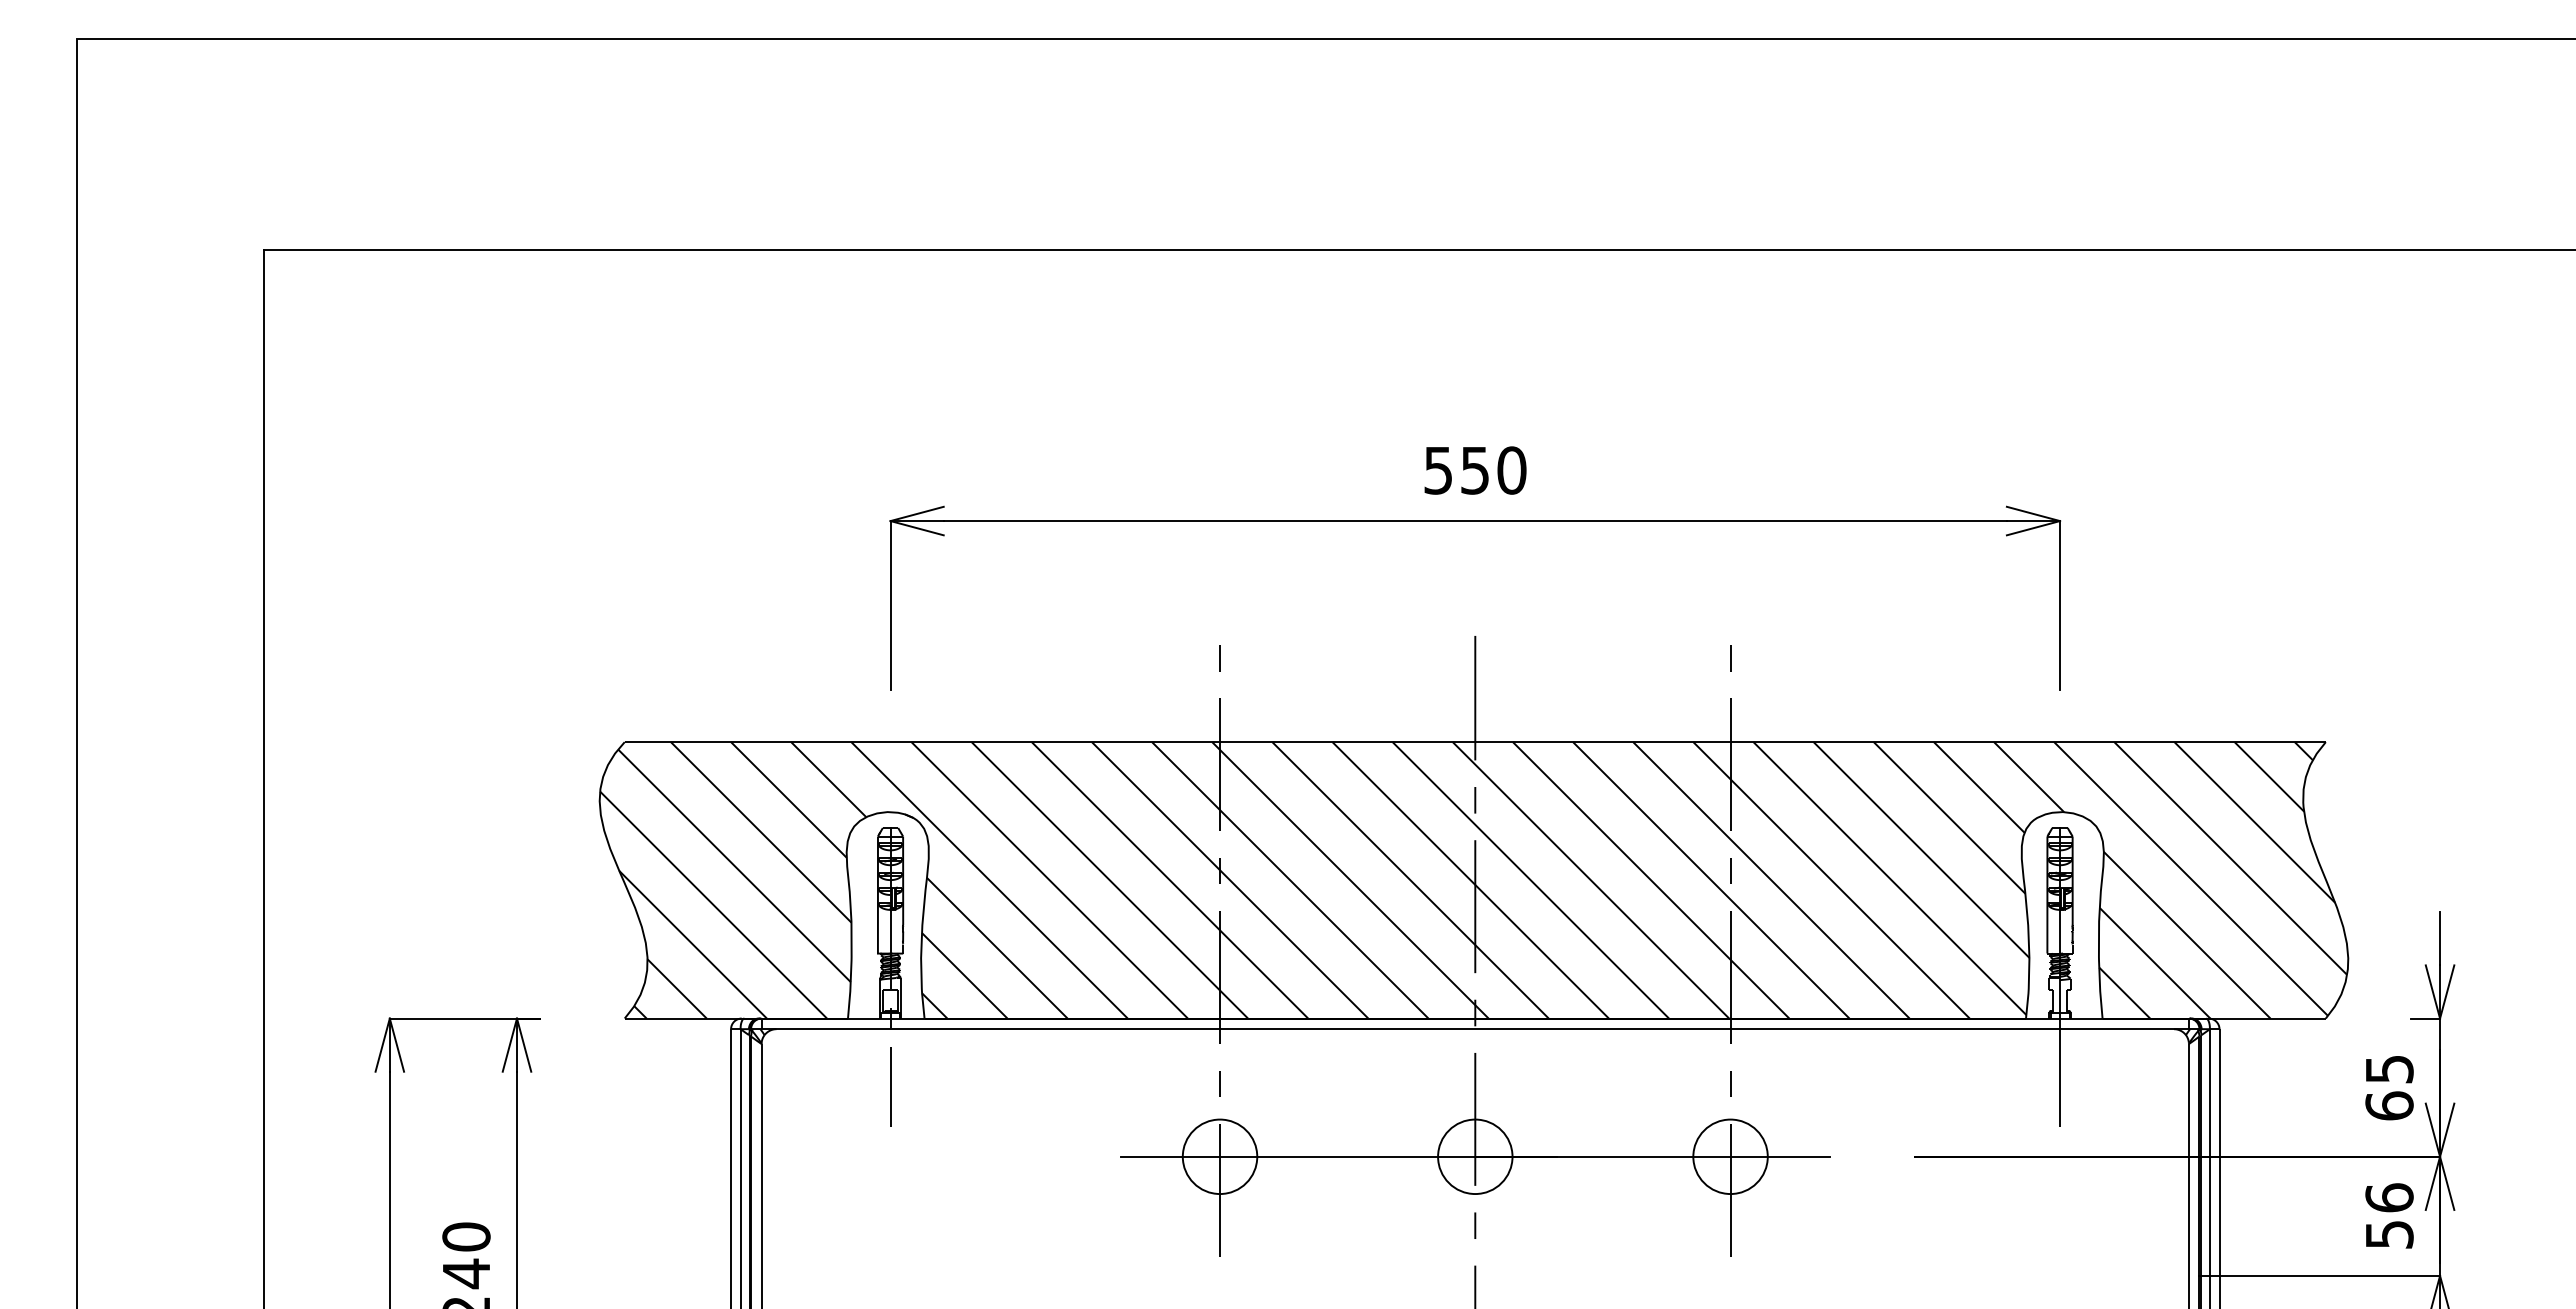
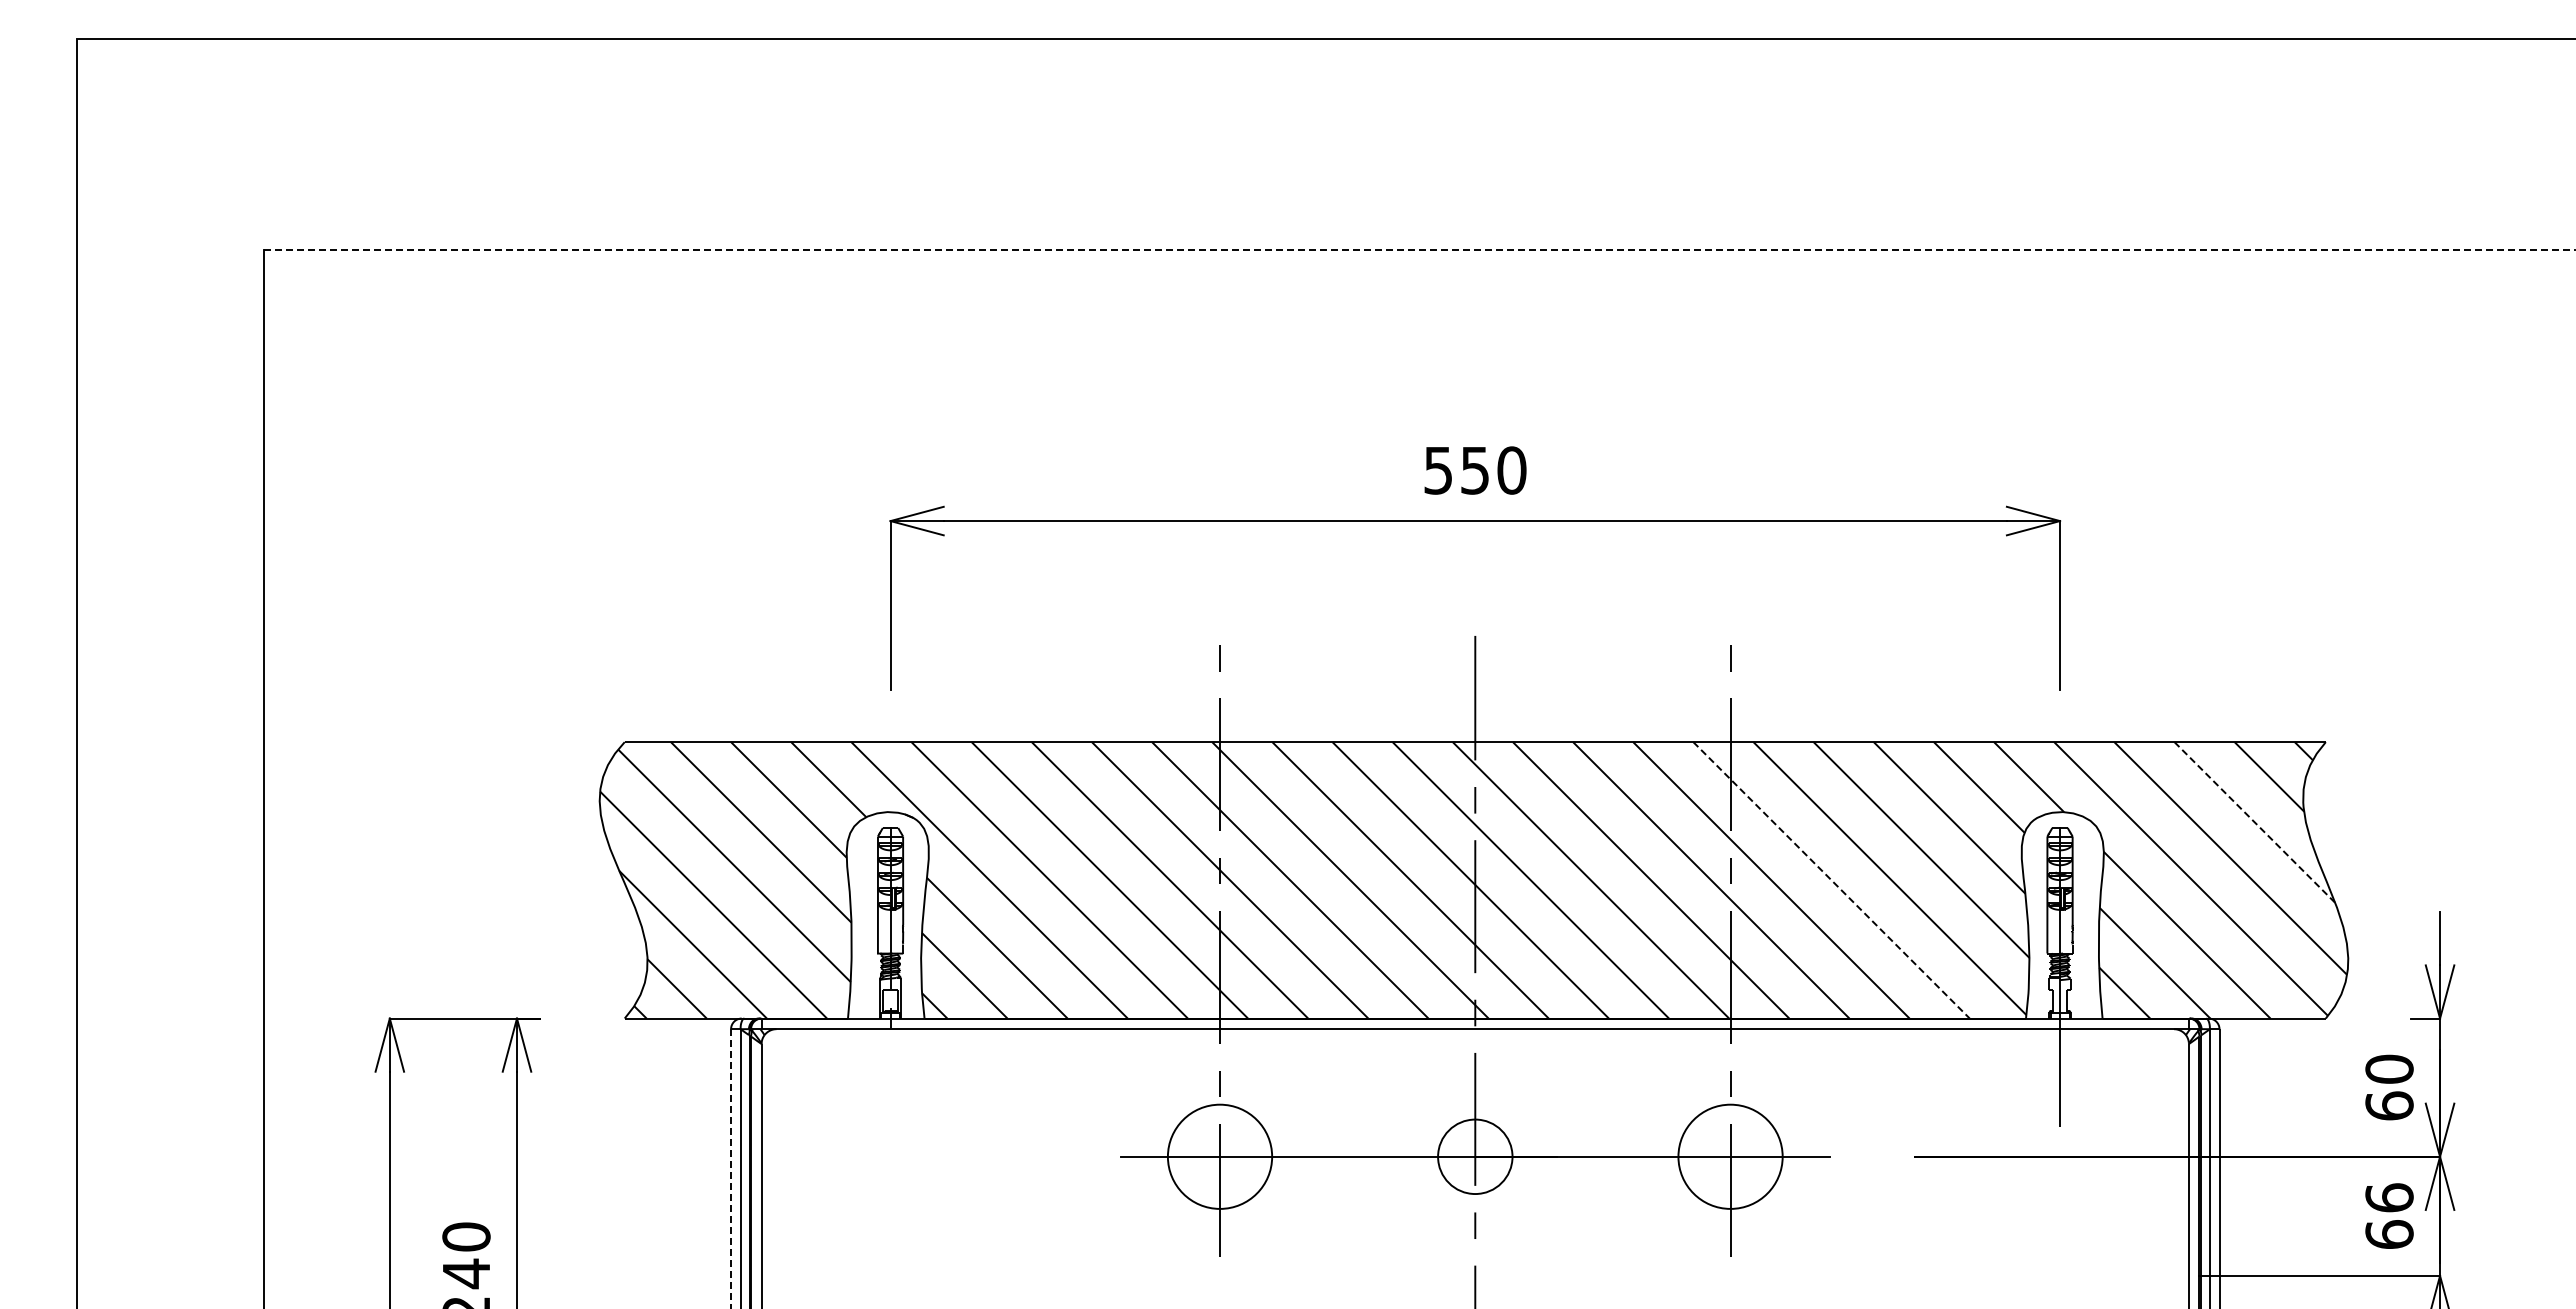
line: solid -> dashed (1419, 250)
line: solid -> dashed (2254, 822)
line: solid -> dashed (1831, 880)
text: 65 -> 60 (2389, 1068)
line: present -> none (890, 1086)
circle diameter: 74 px -> 104 px (1219, 1156)
circle diameter: 74 px -> 104 px (1730, 1156)
line: solid -> dashed (731, 1168)
text: 56 -> 66 (2389, 1234)
